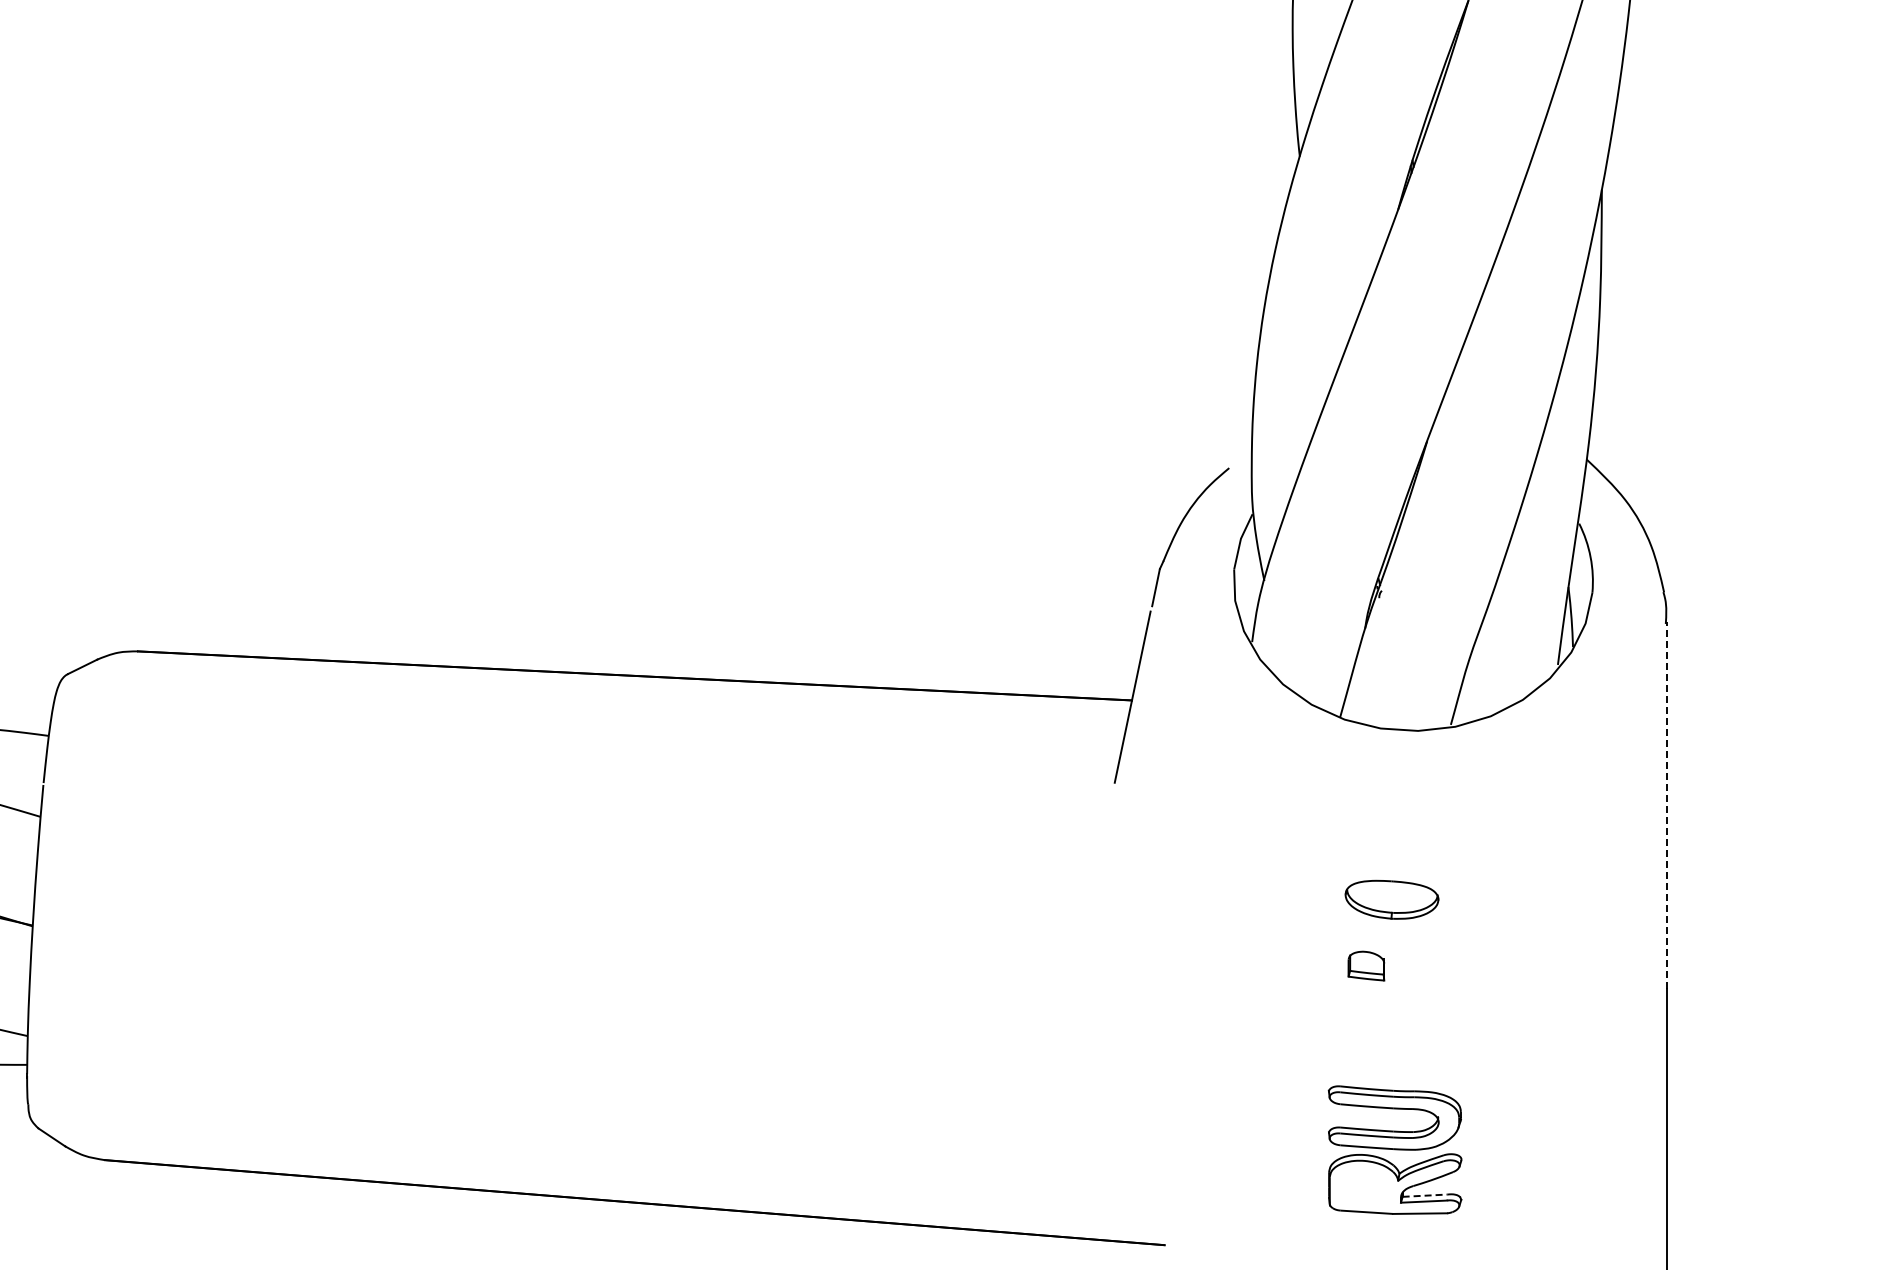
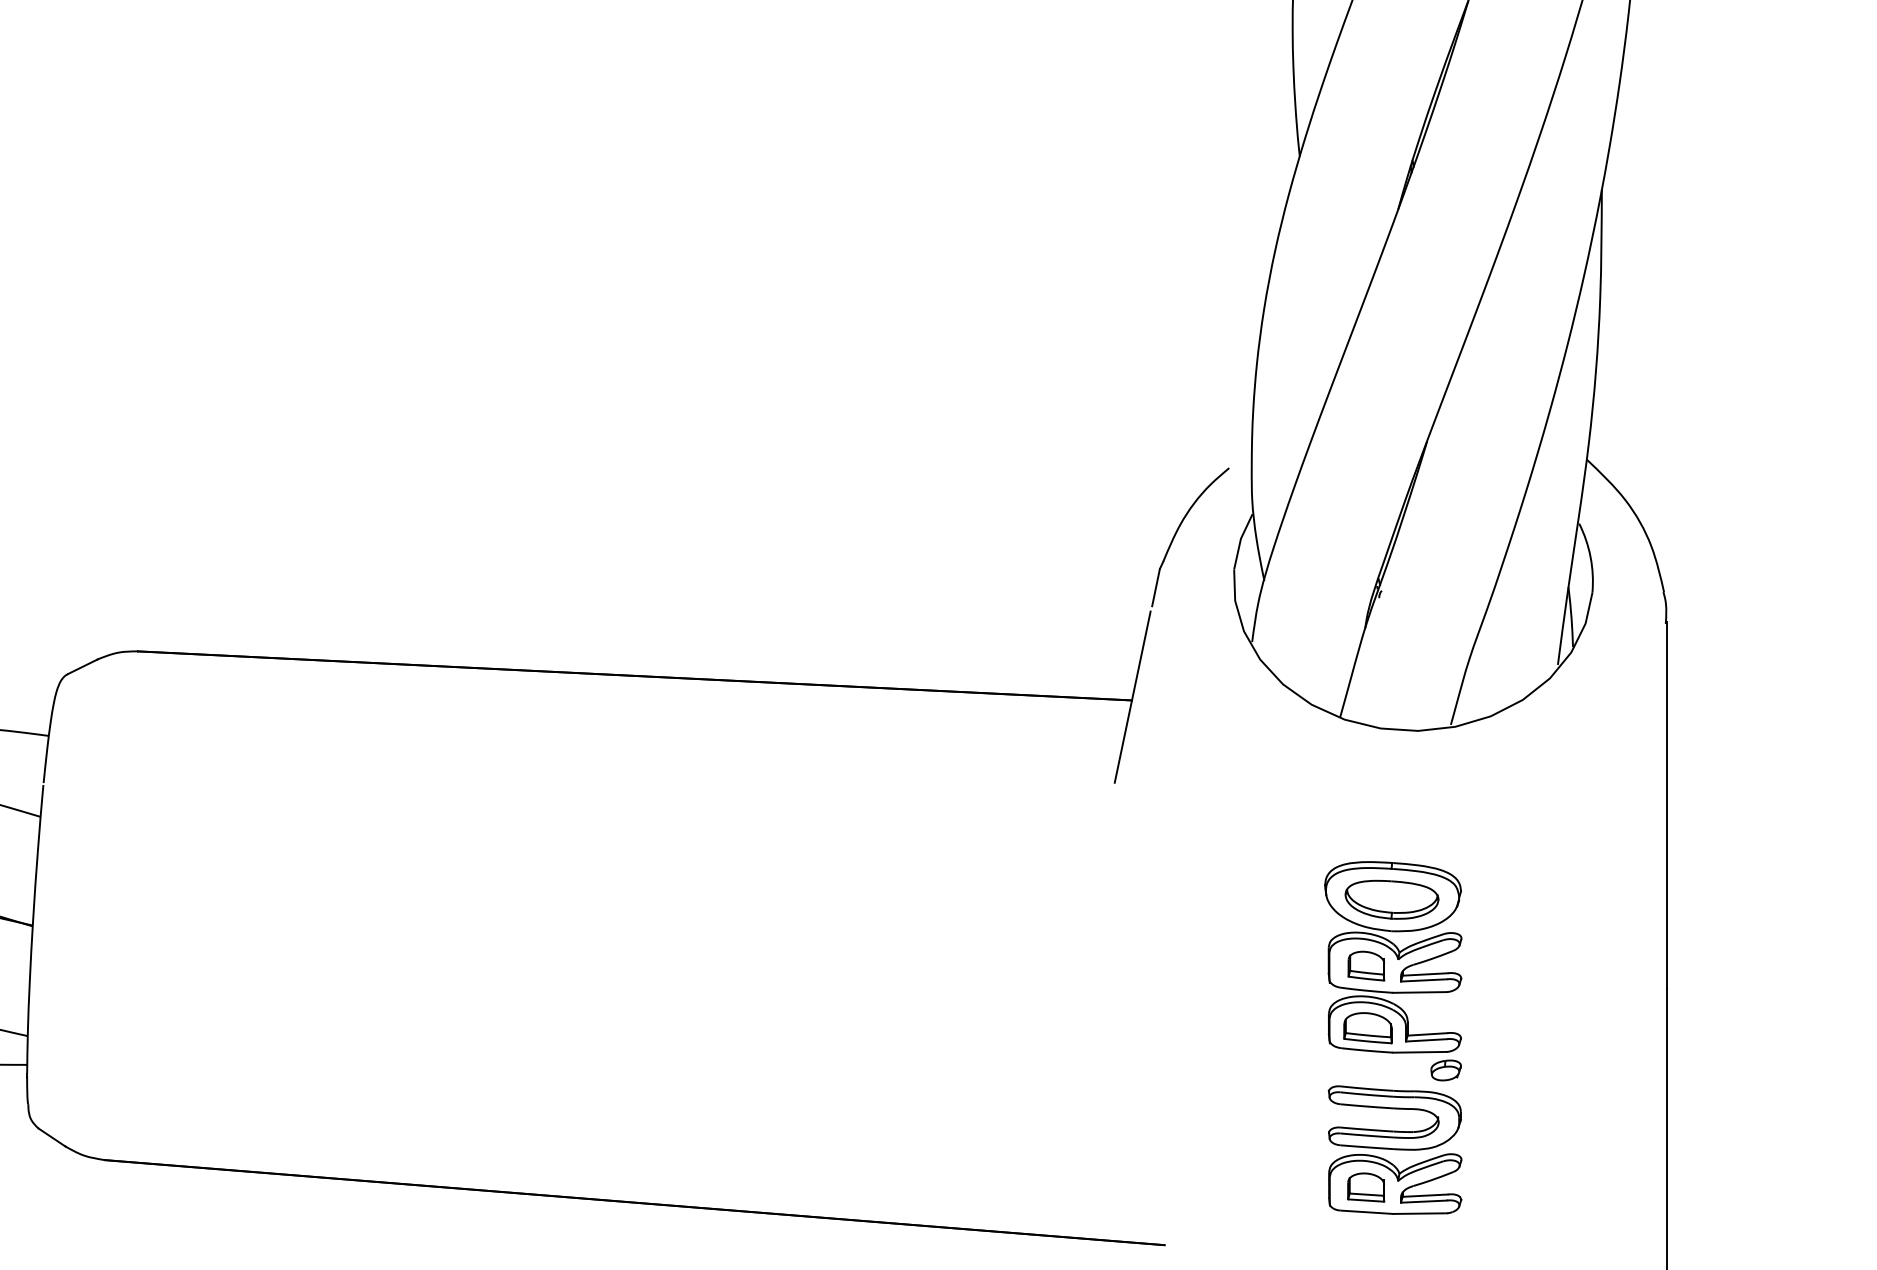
line: dashed -> solid (1666, 805)
part: none -> present (1393, 971)
part: none -> present (1366, 1187)
line: dashed -> solid (1425, 1195)
